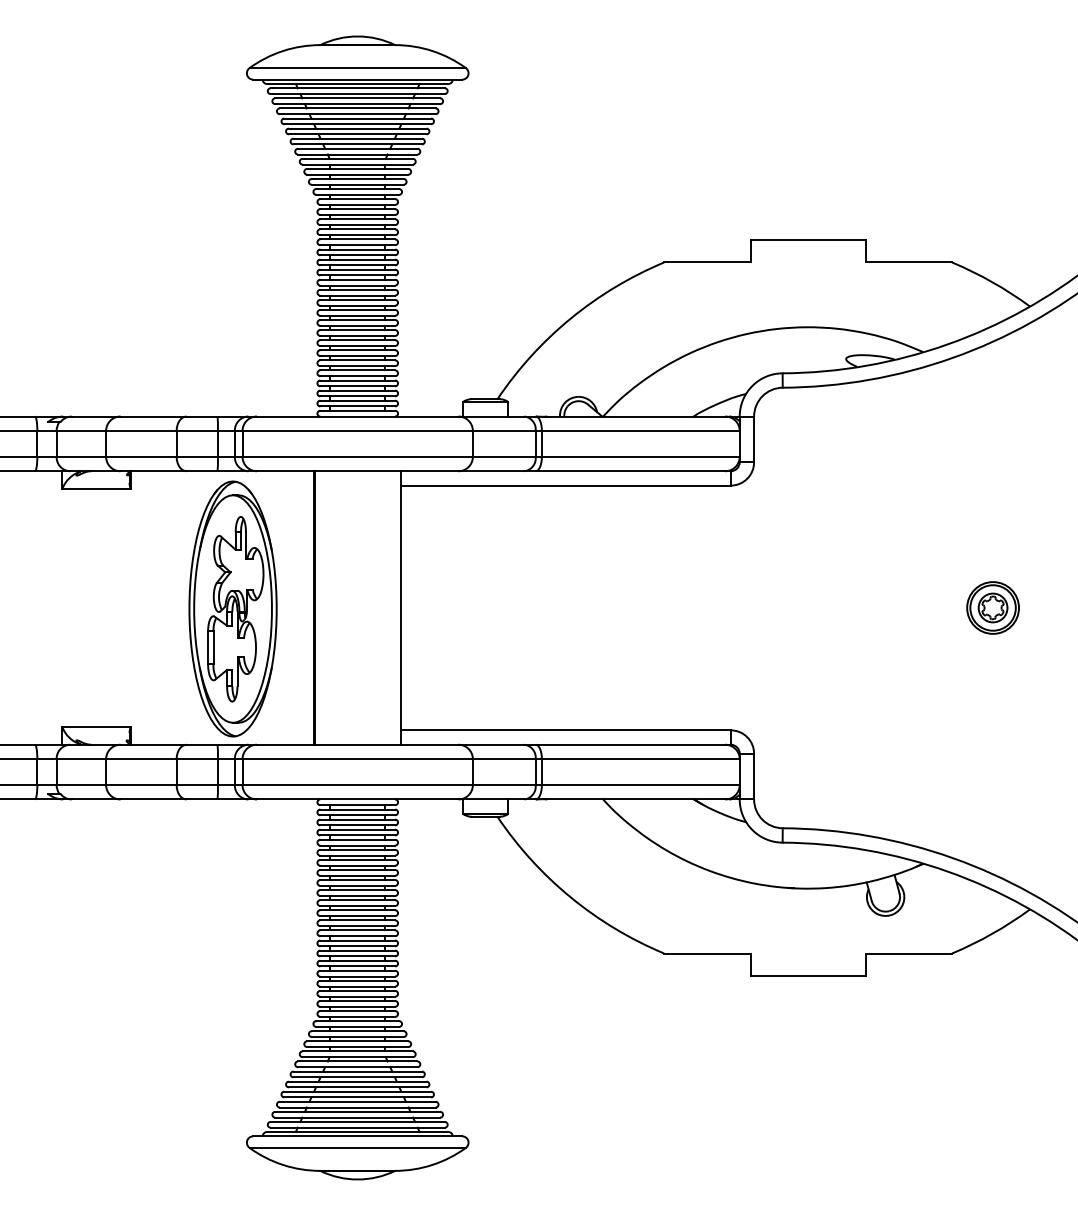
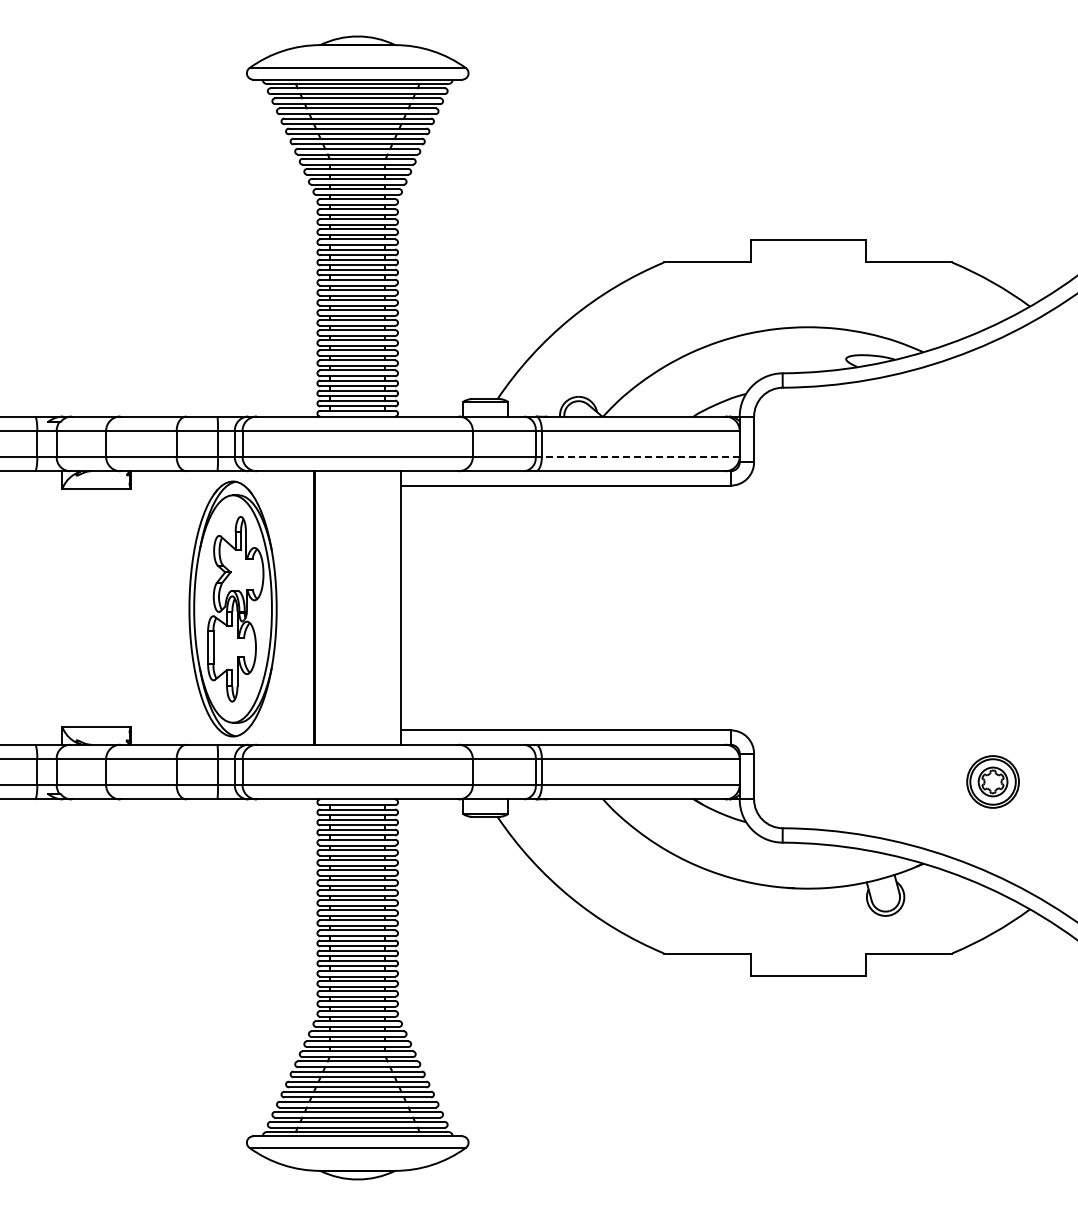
line: solid -> dashed (640, 456)
part position: (992, 607) -> (992, 781) (992, 781)
